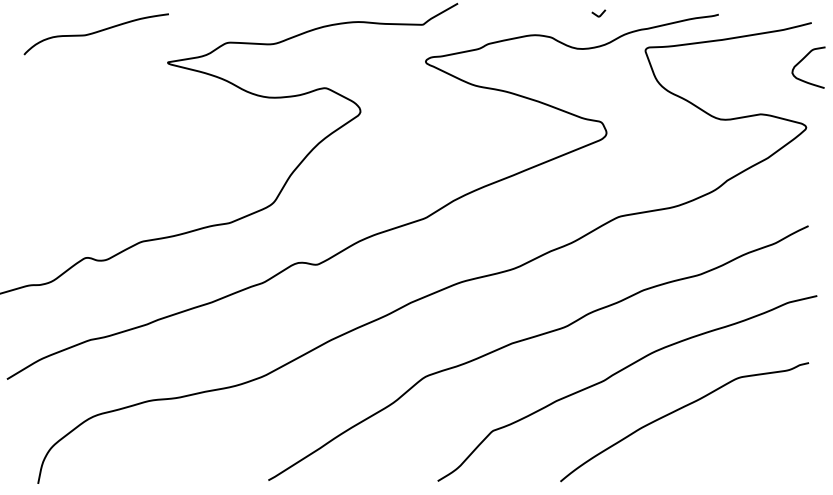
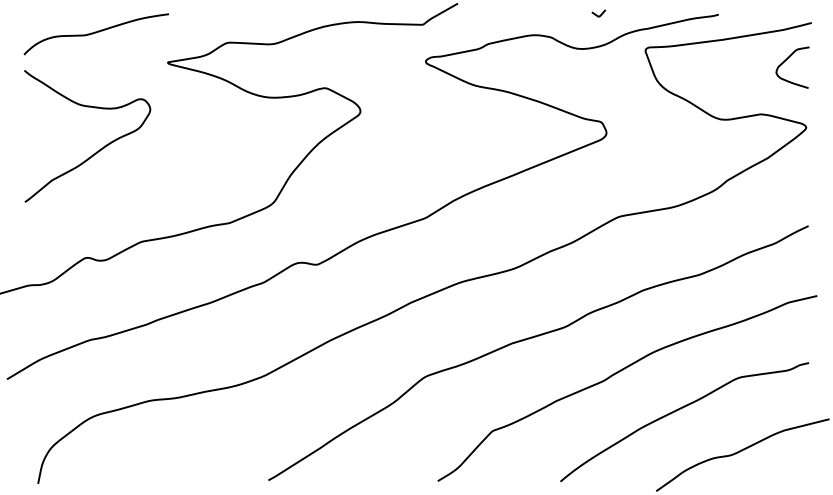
curve position: (802, 60) -> (786, 60) (786, 60)
curve: none -> present (96, 151)
curve: none -> present (740, 452)
